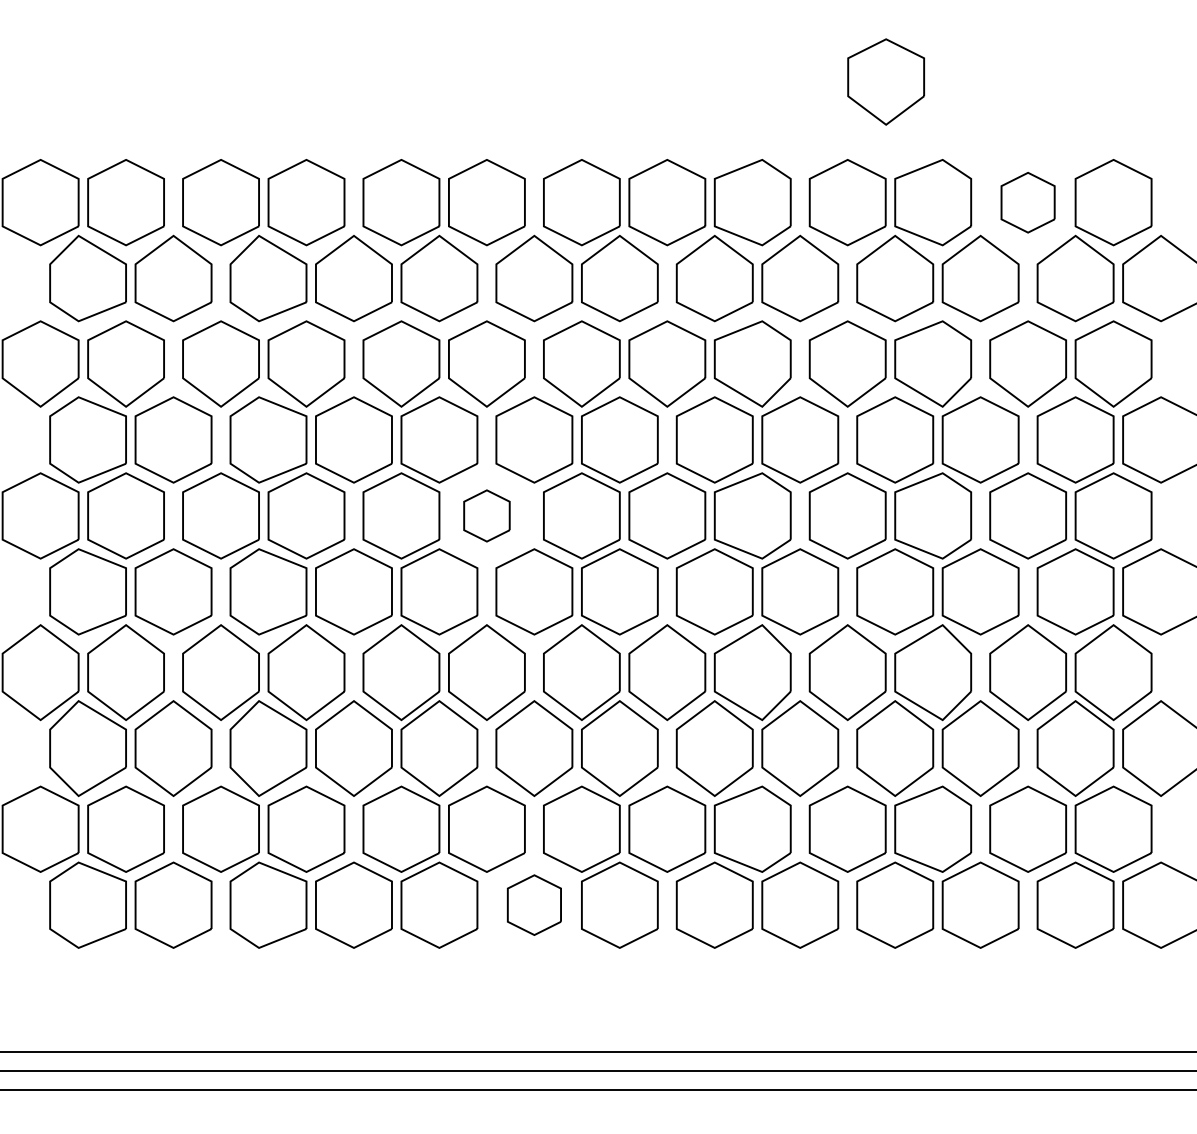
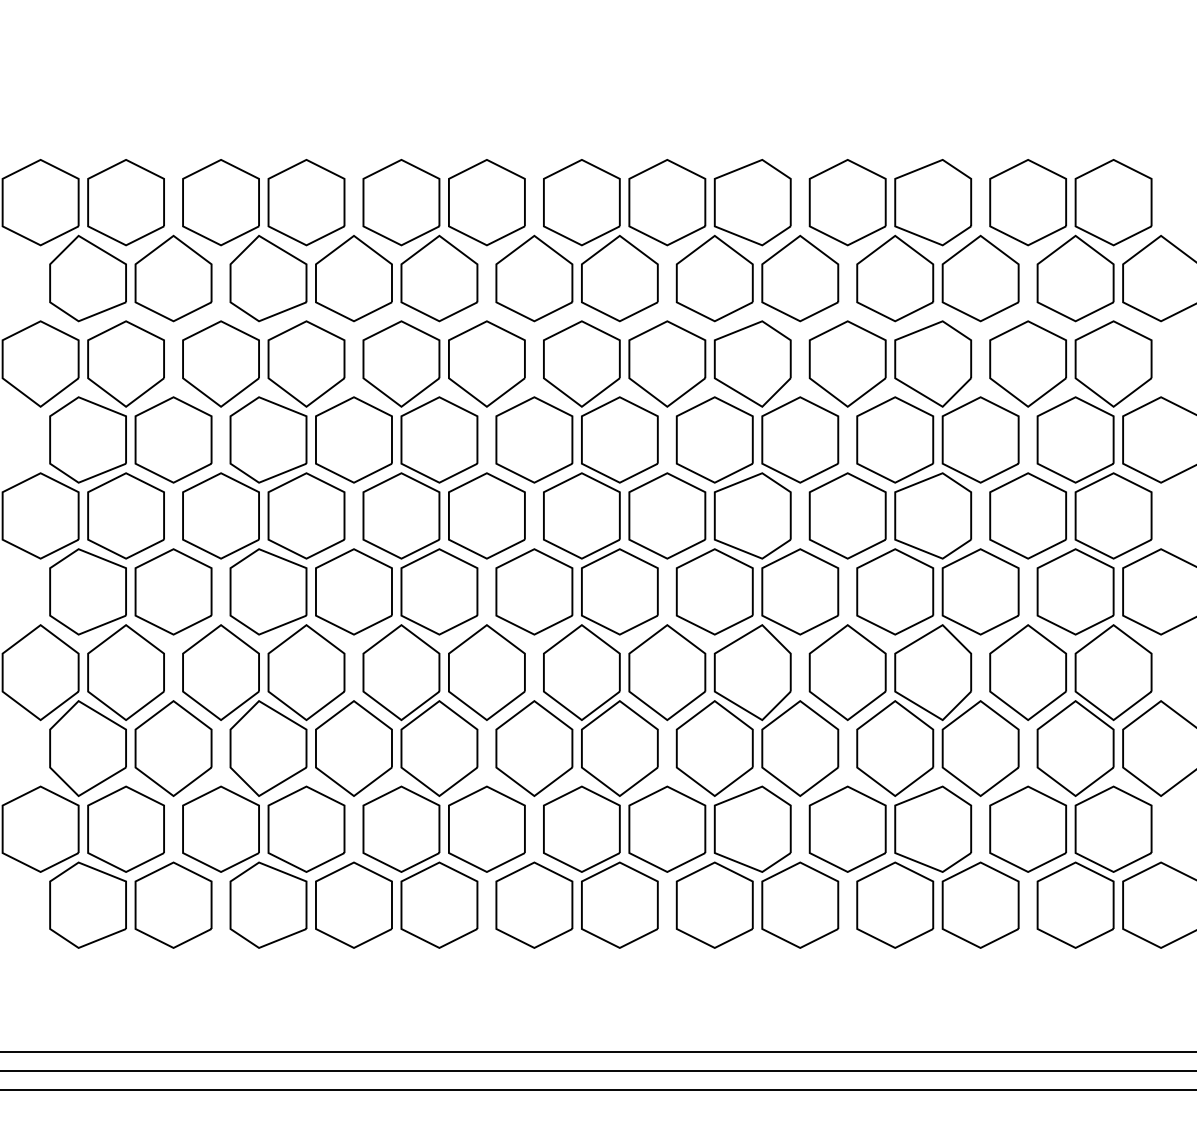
part: present -> none (885, 81)
part size: 56x62 px -> 78x88 px (1027, 202)
part size: 48x54 px -> 78x88 px (486, 515)
part size: 56x62 px -> 79x88 px (534, 904)
